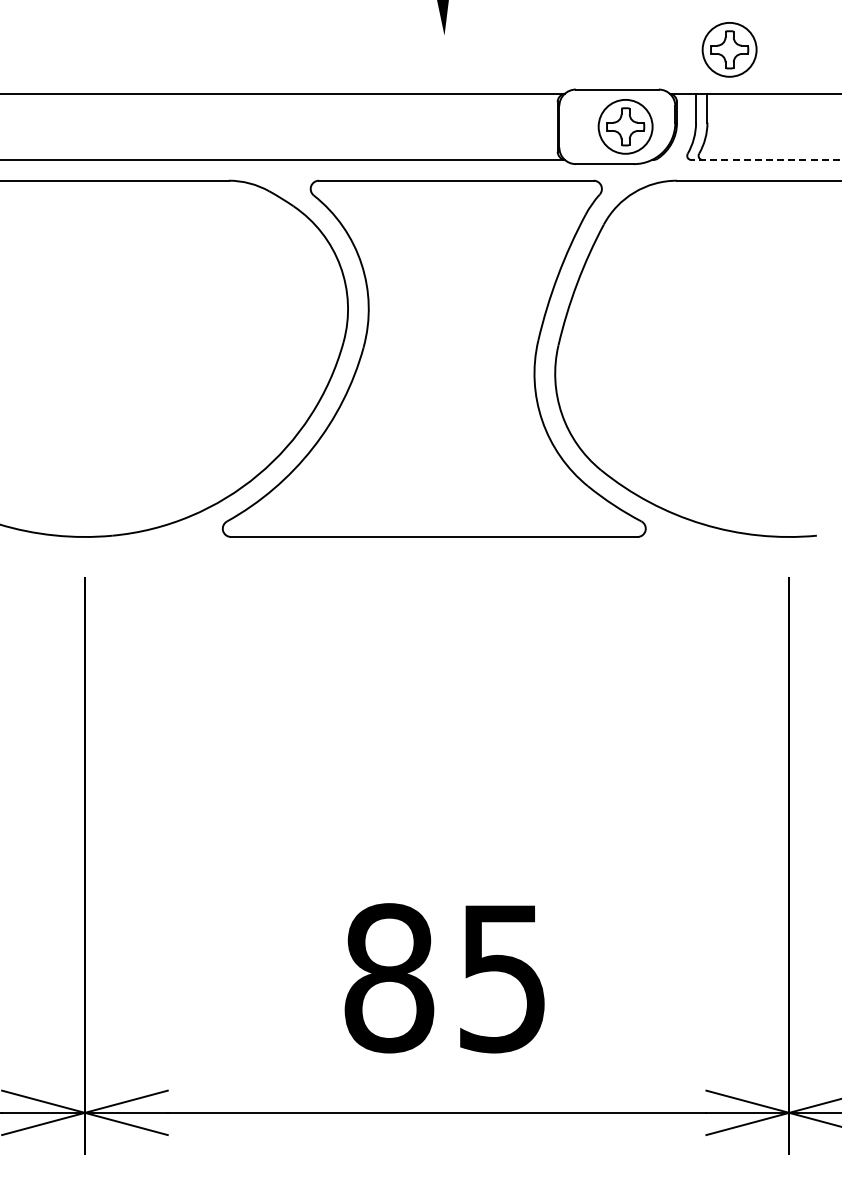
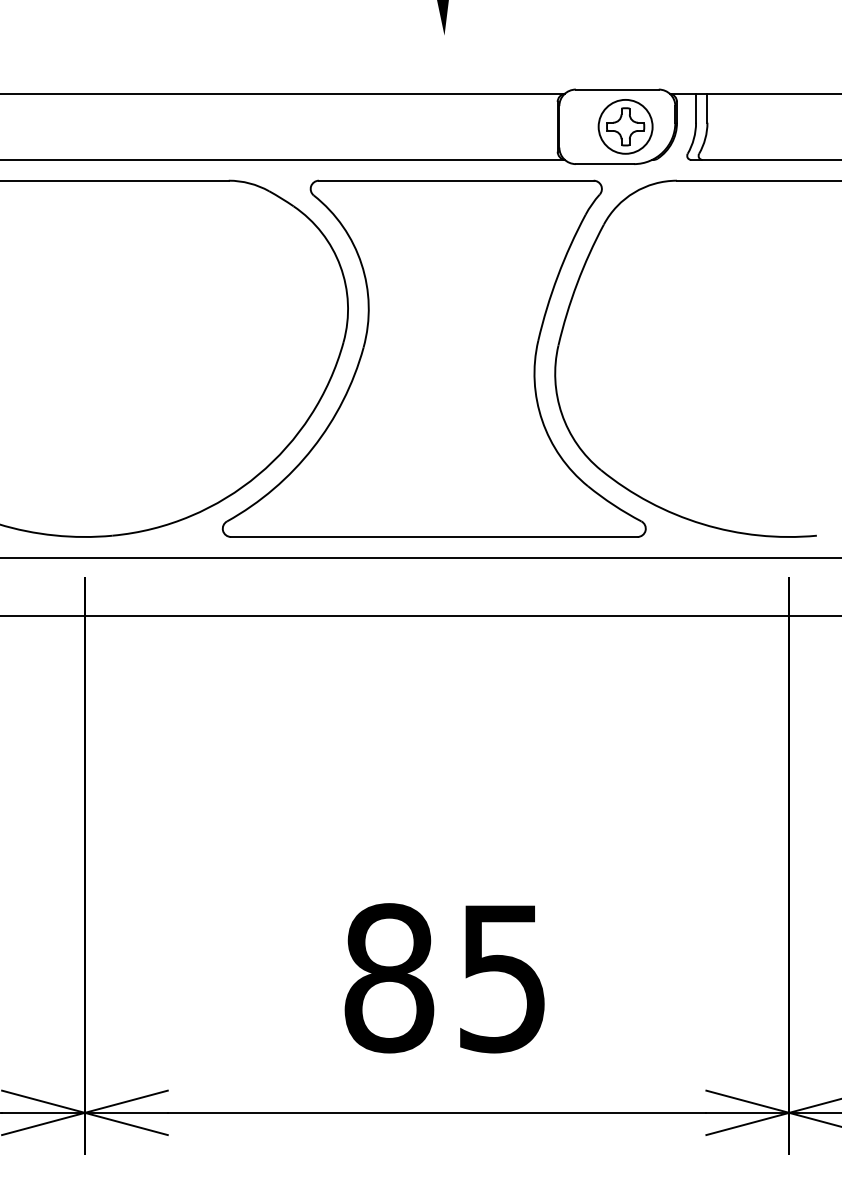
part: present -> none (729, 49)
line: dashed -> solid (766, 160)
line: none -> present (420, 557)
line: none -> present (420, 615)
